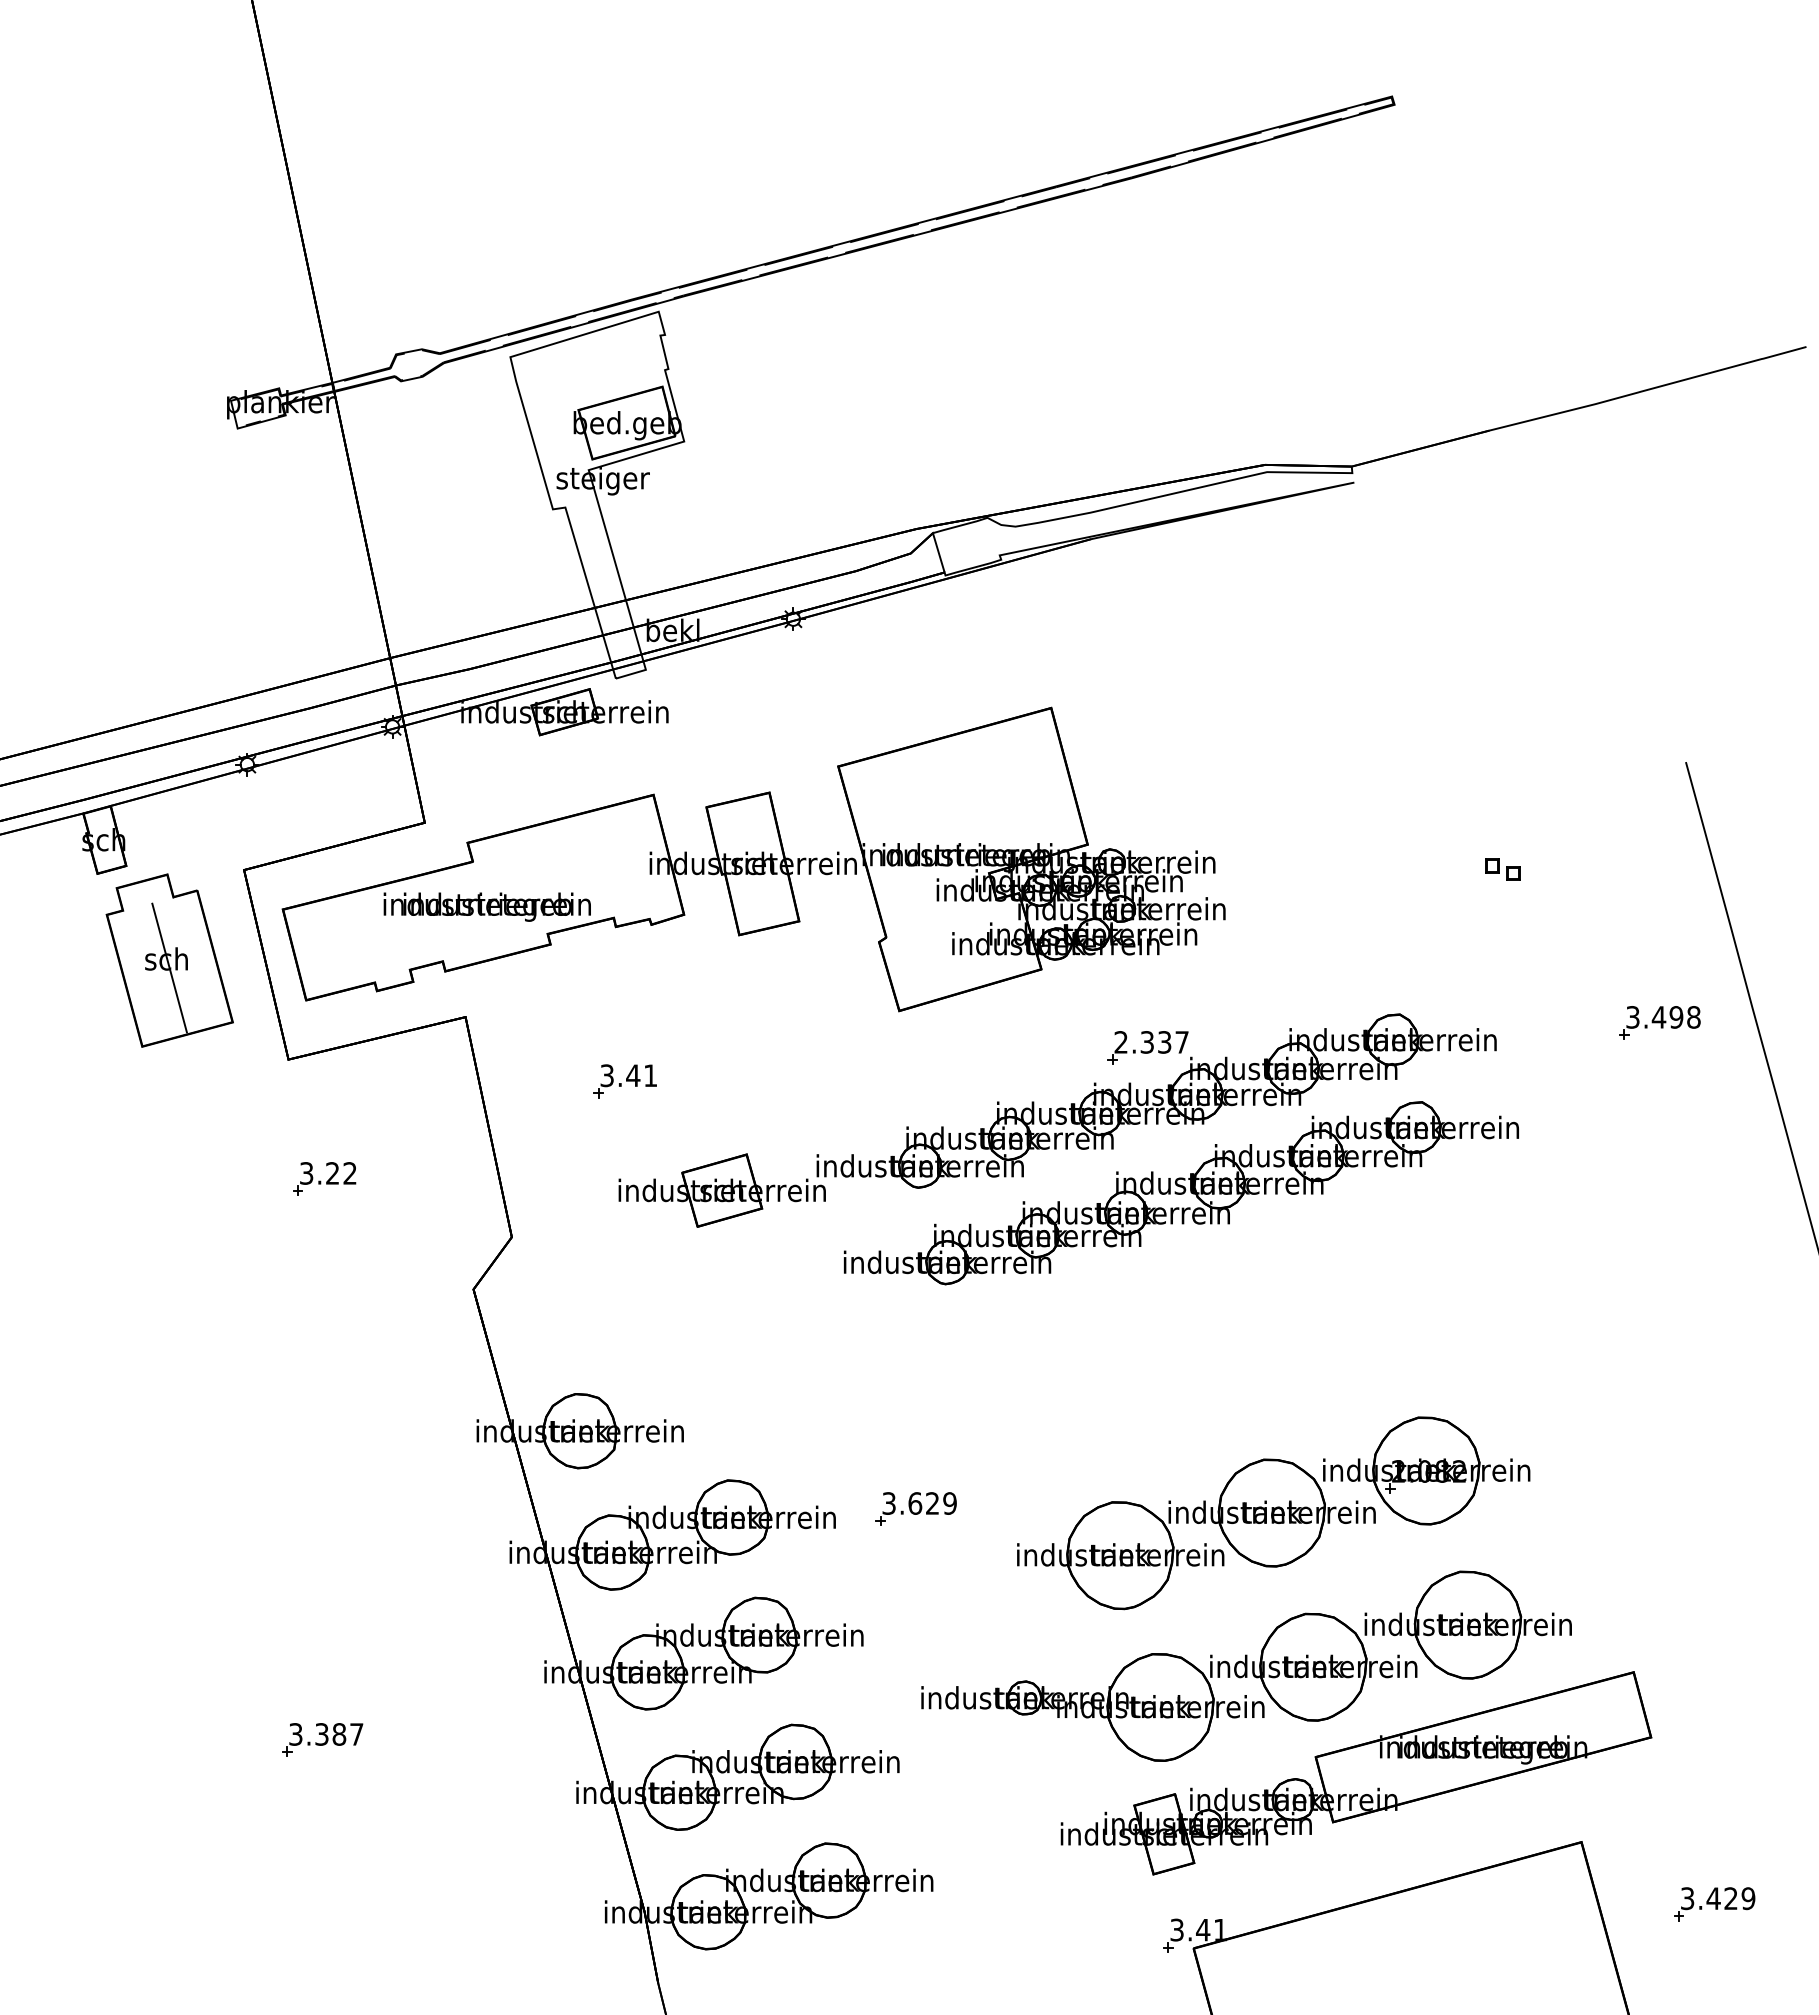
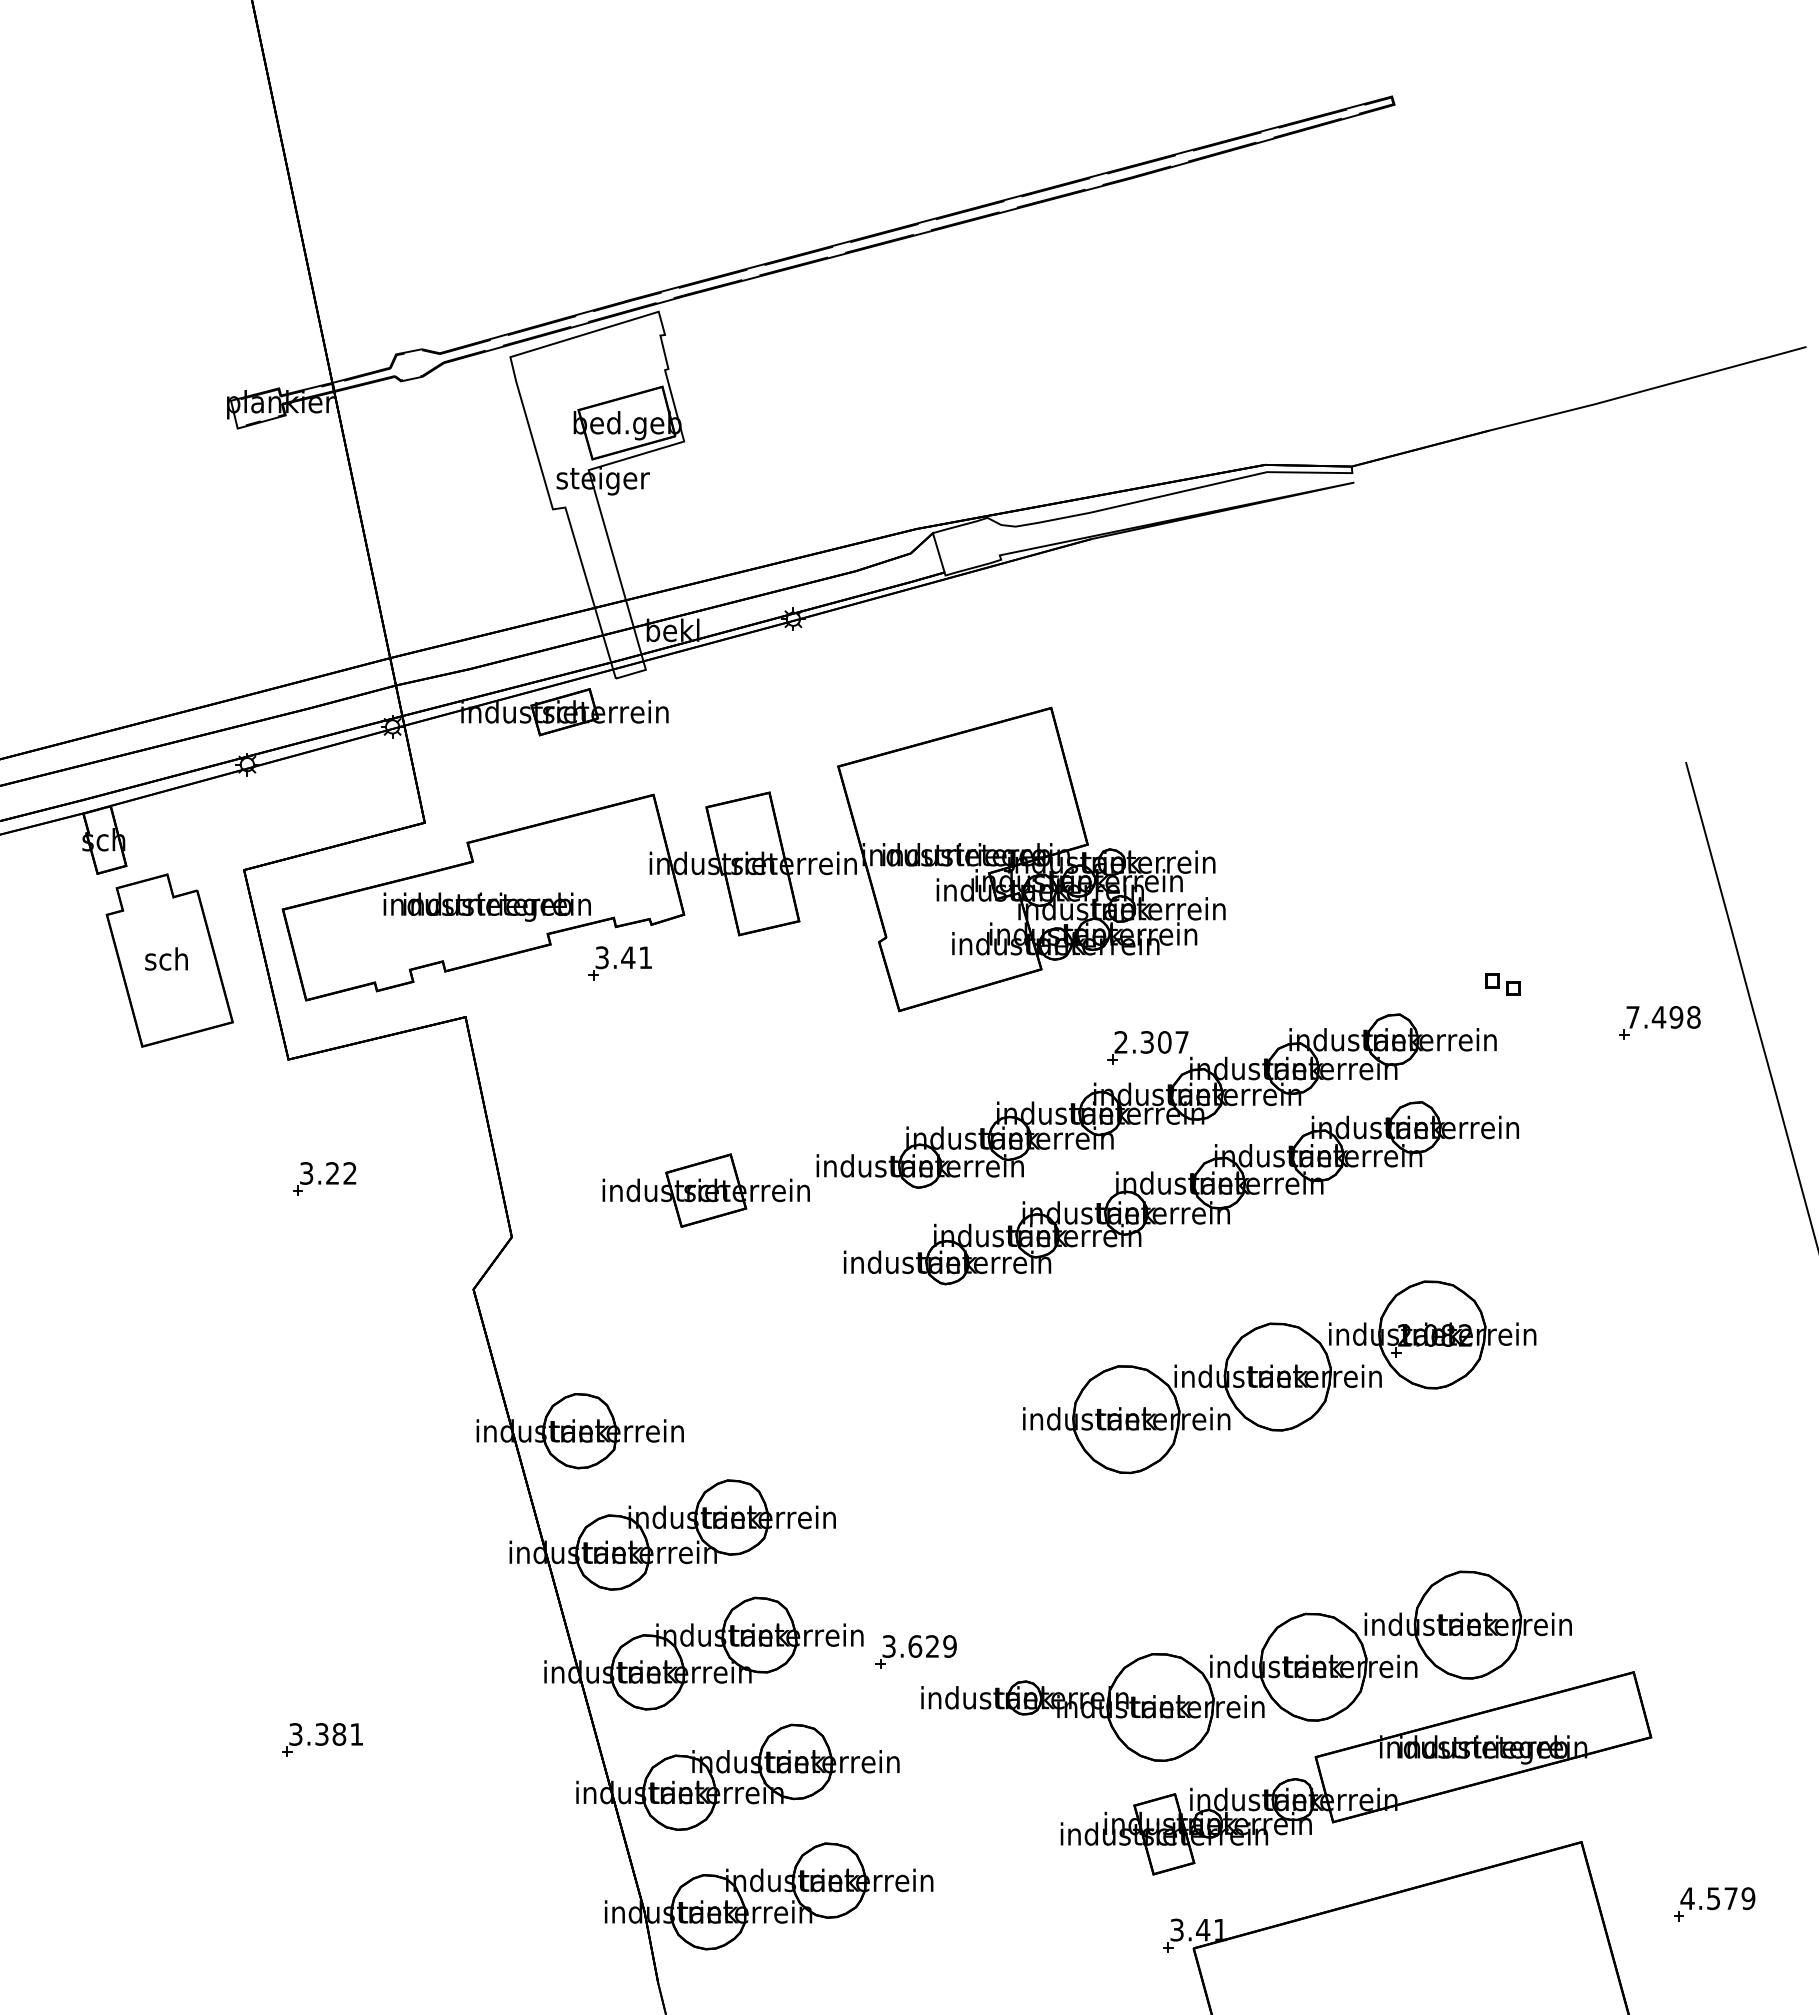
part position: (1502, 869) -> (1502, 984) (1502, 984)
line: present -> none (169, 967)
text: 3.498 -> 7.498 (1632, 1017)
text: 2.337 -> 2.307 (1164, 1042)
part position: (624, 1081) -> (619, 963) (619, 963)
part position: (721, 1190) -> (705, 1190) (705, 1190)
part position: (915, 1508) -> (915, 1651) (915, 1651)
part position: (1273, 1513) -> (1279, 1377) (1279, 1377)
text: 3.387 -> 3.381 (356, 1734)
text: 3.429 -> 4.579 (1708, 1898)
